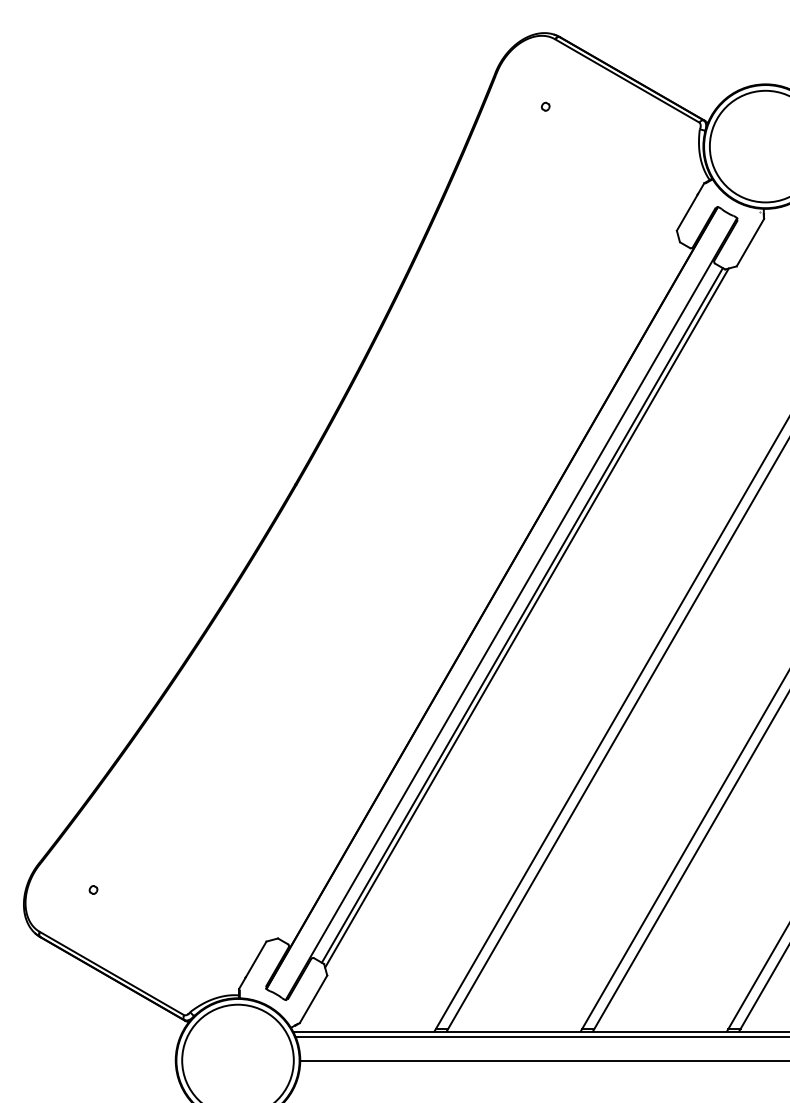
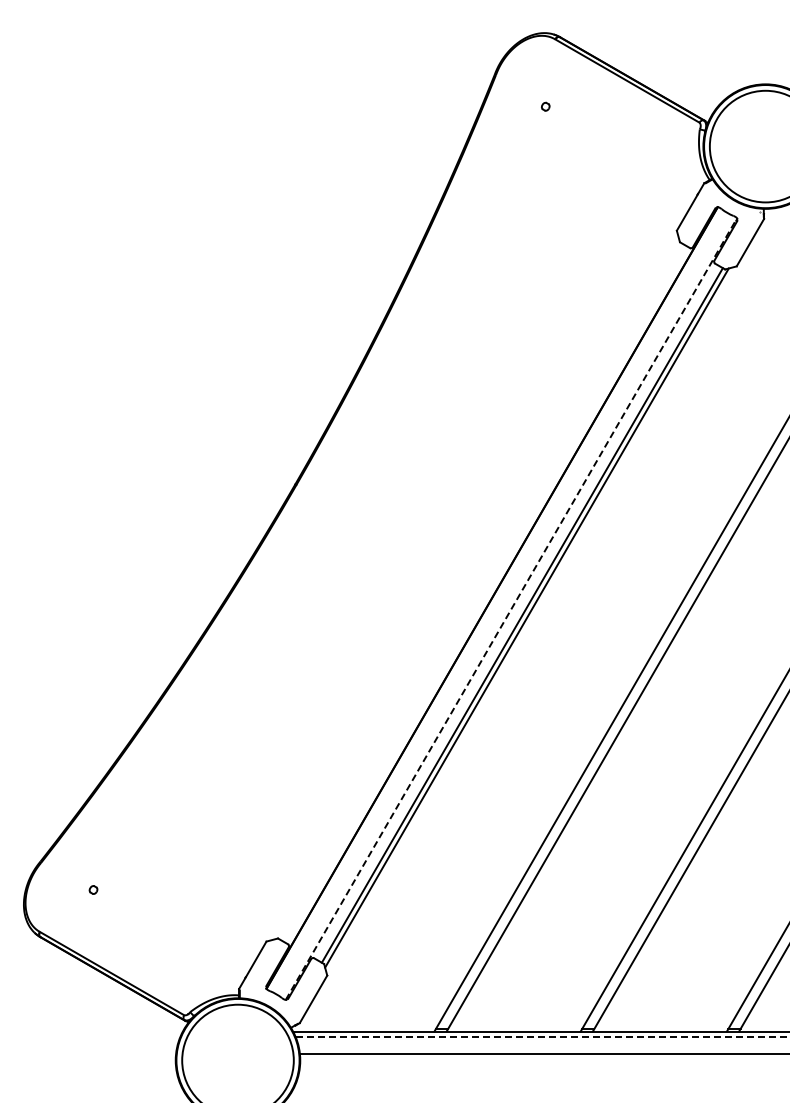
line: solid -> dashed (511, 608)
line: solid -> dashed (542, 1036)
line position: (543, 1060) -> (543, 1053) (543, 1053)
